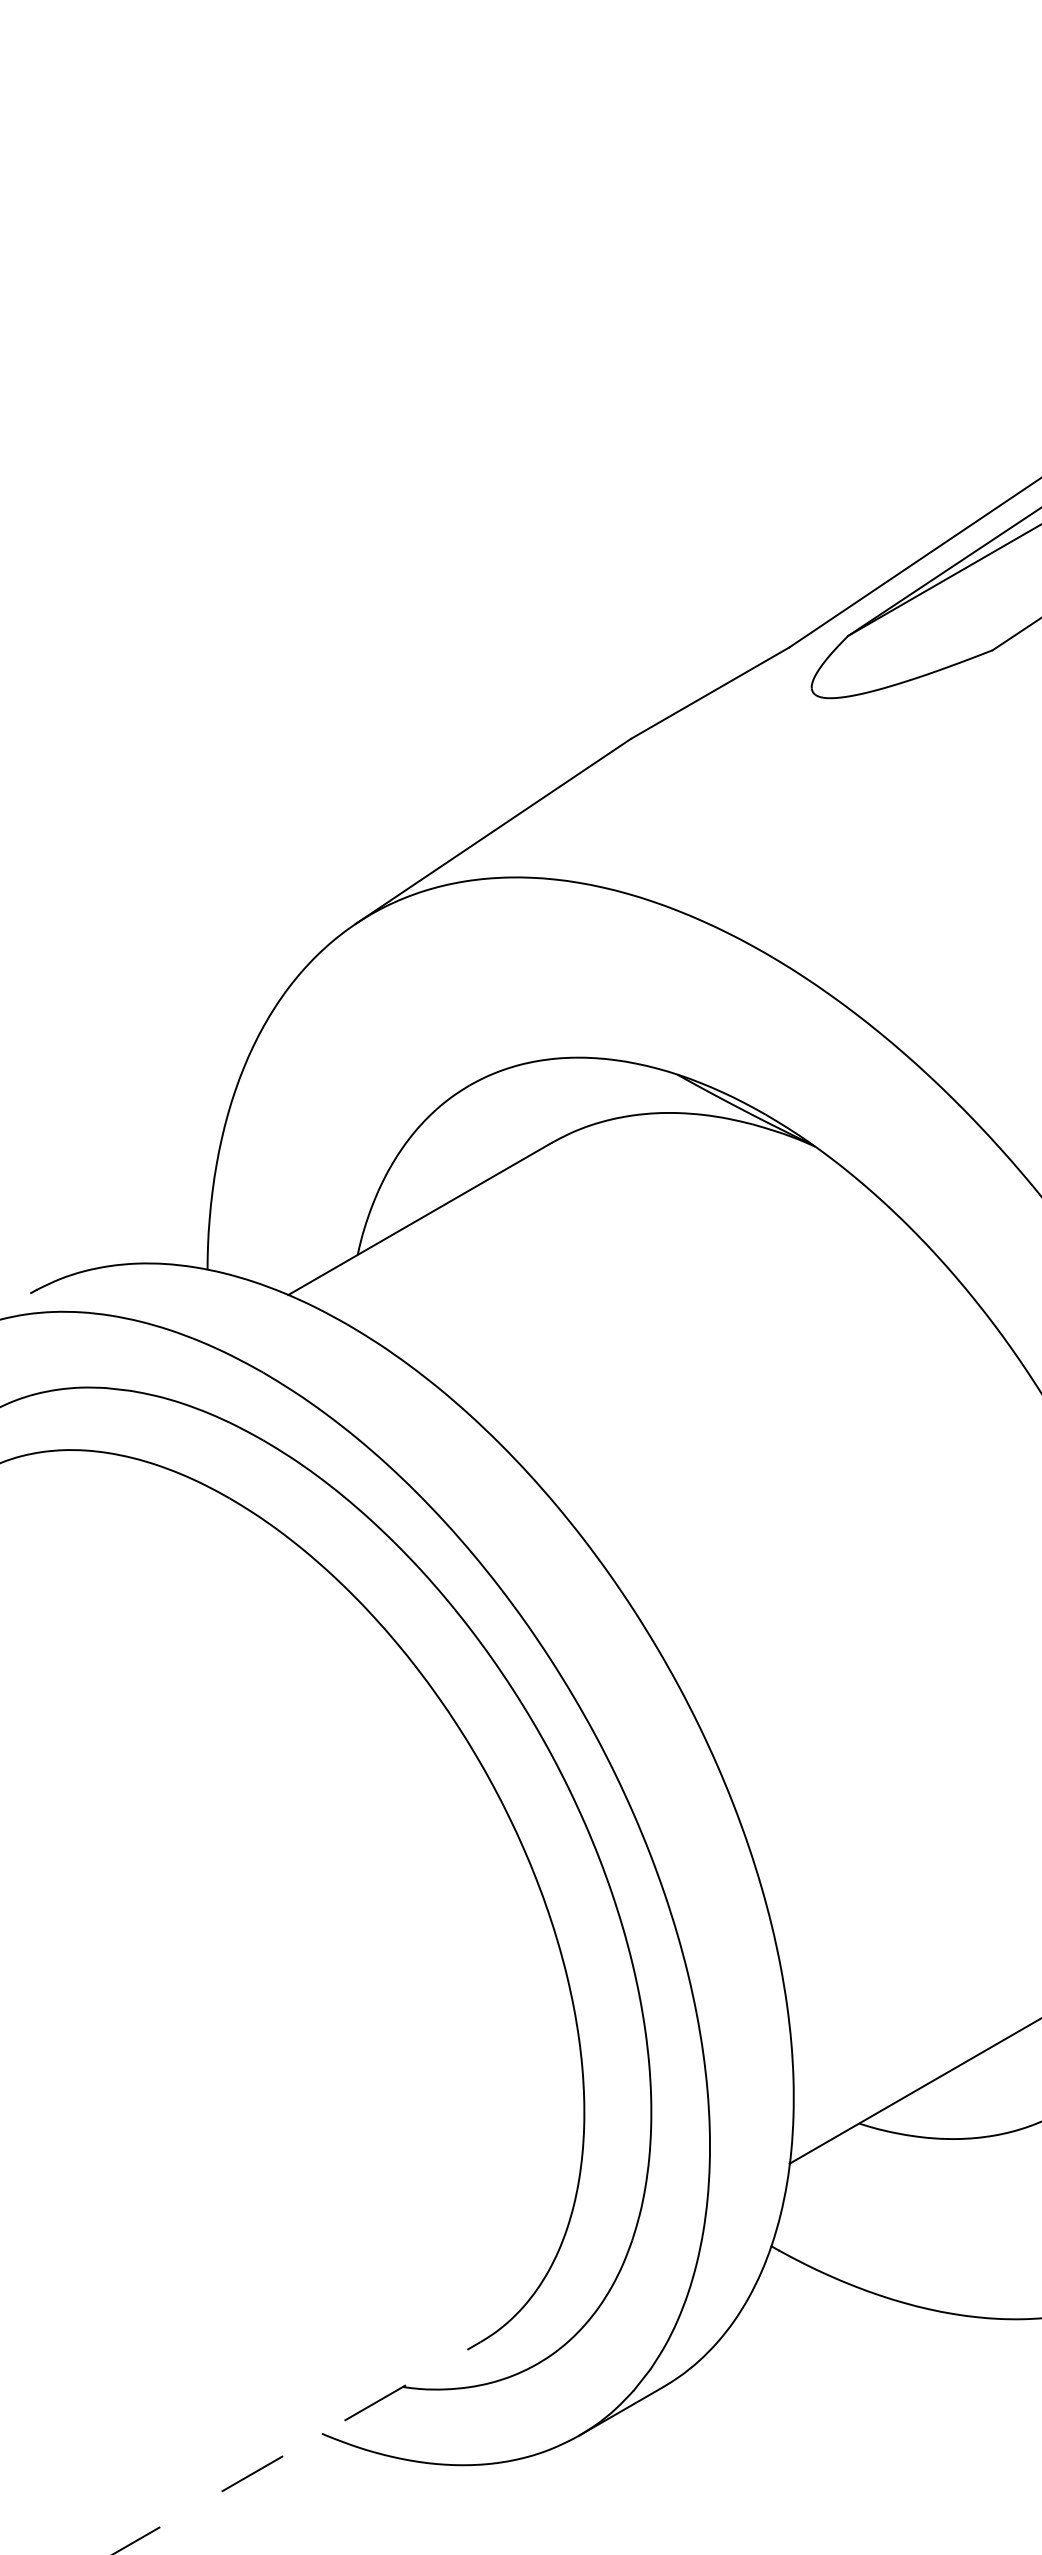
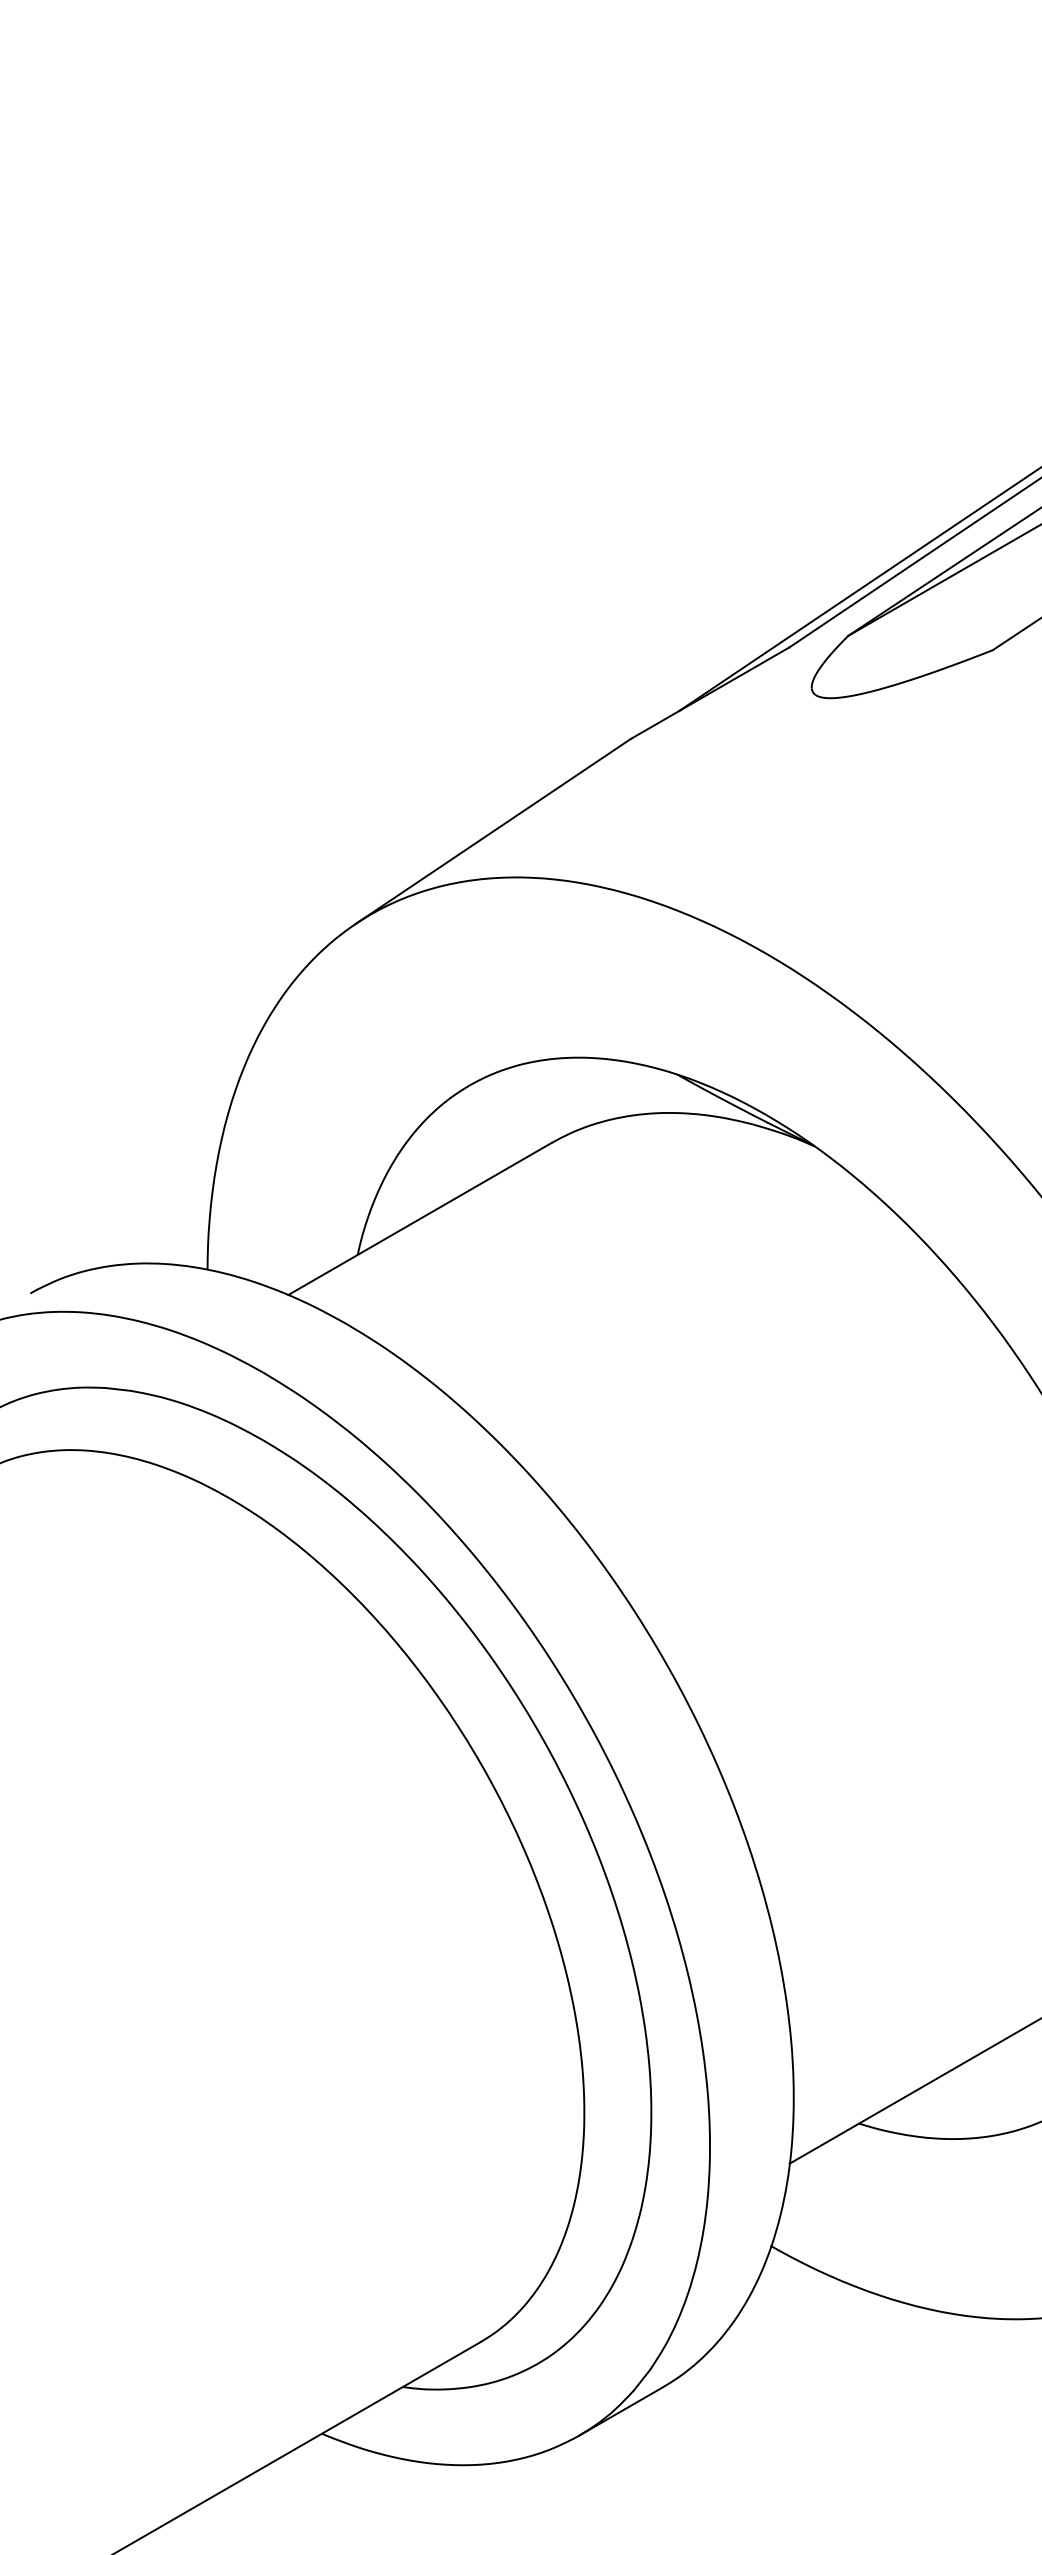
line: none -> present (858, 590)
line: dashed -> solid (297, 2448)
